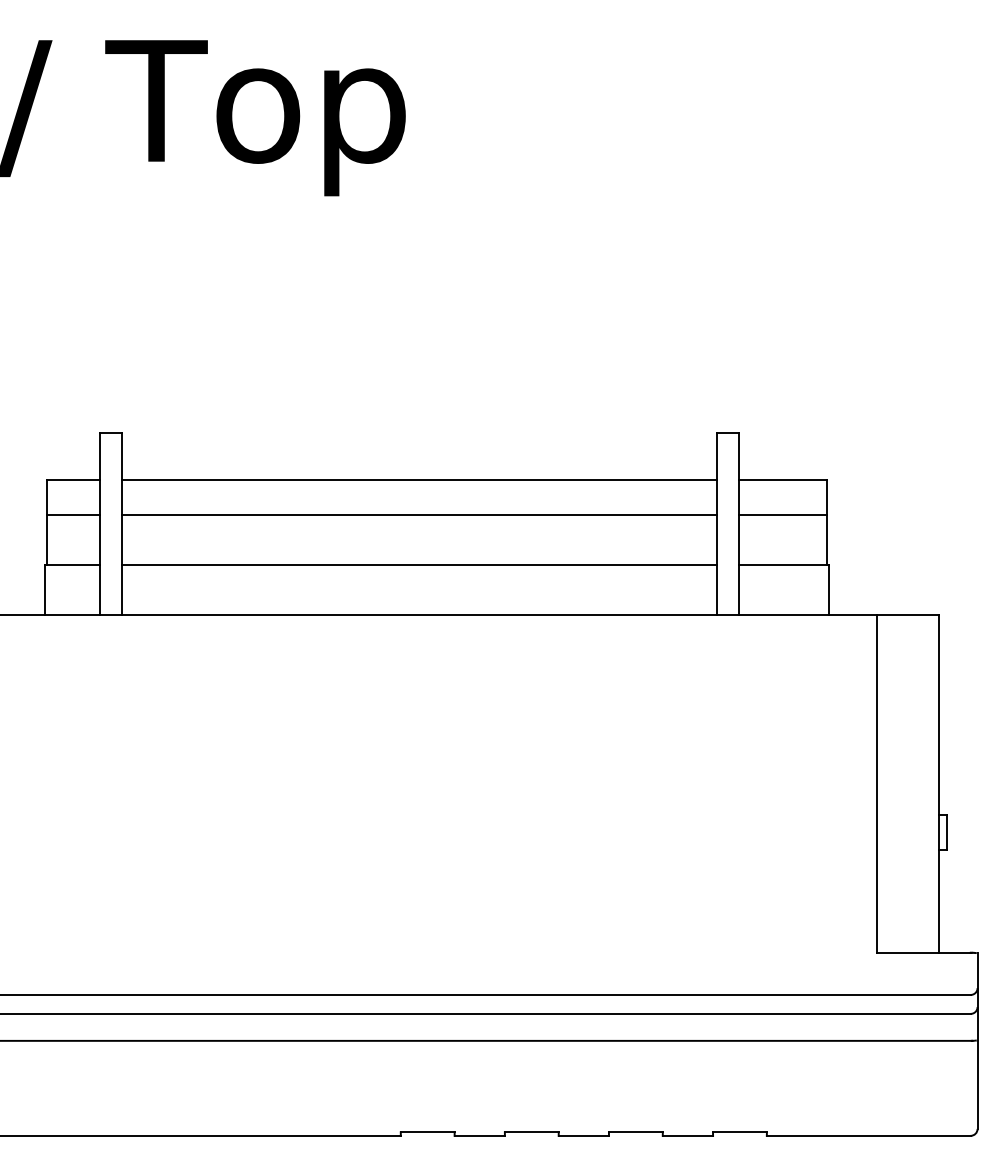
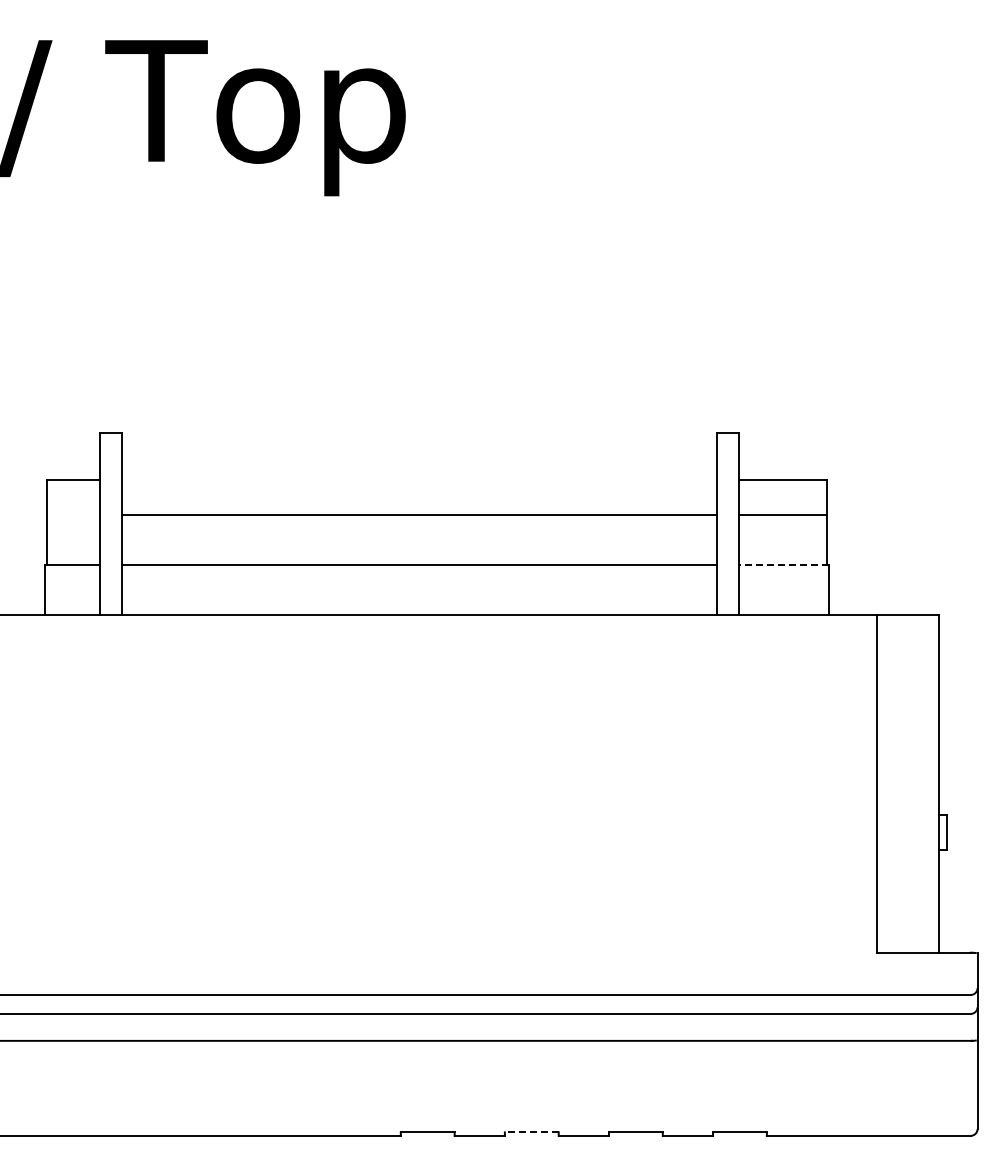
line: present -> none (419, 479)
line: present -> none (73, 515)
line: solid -> dashed (784, 565)
line: solid -> dashed (531, 1132)
